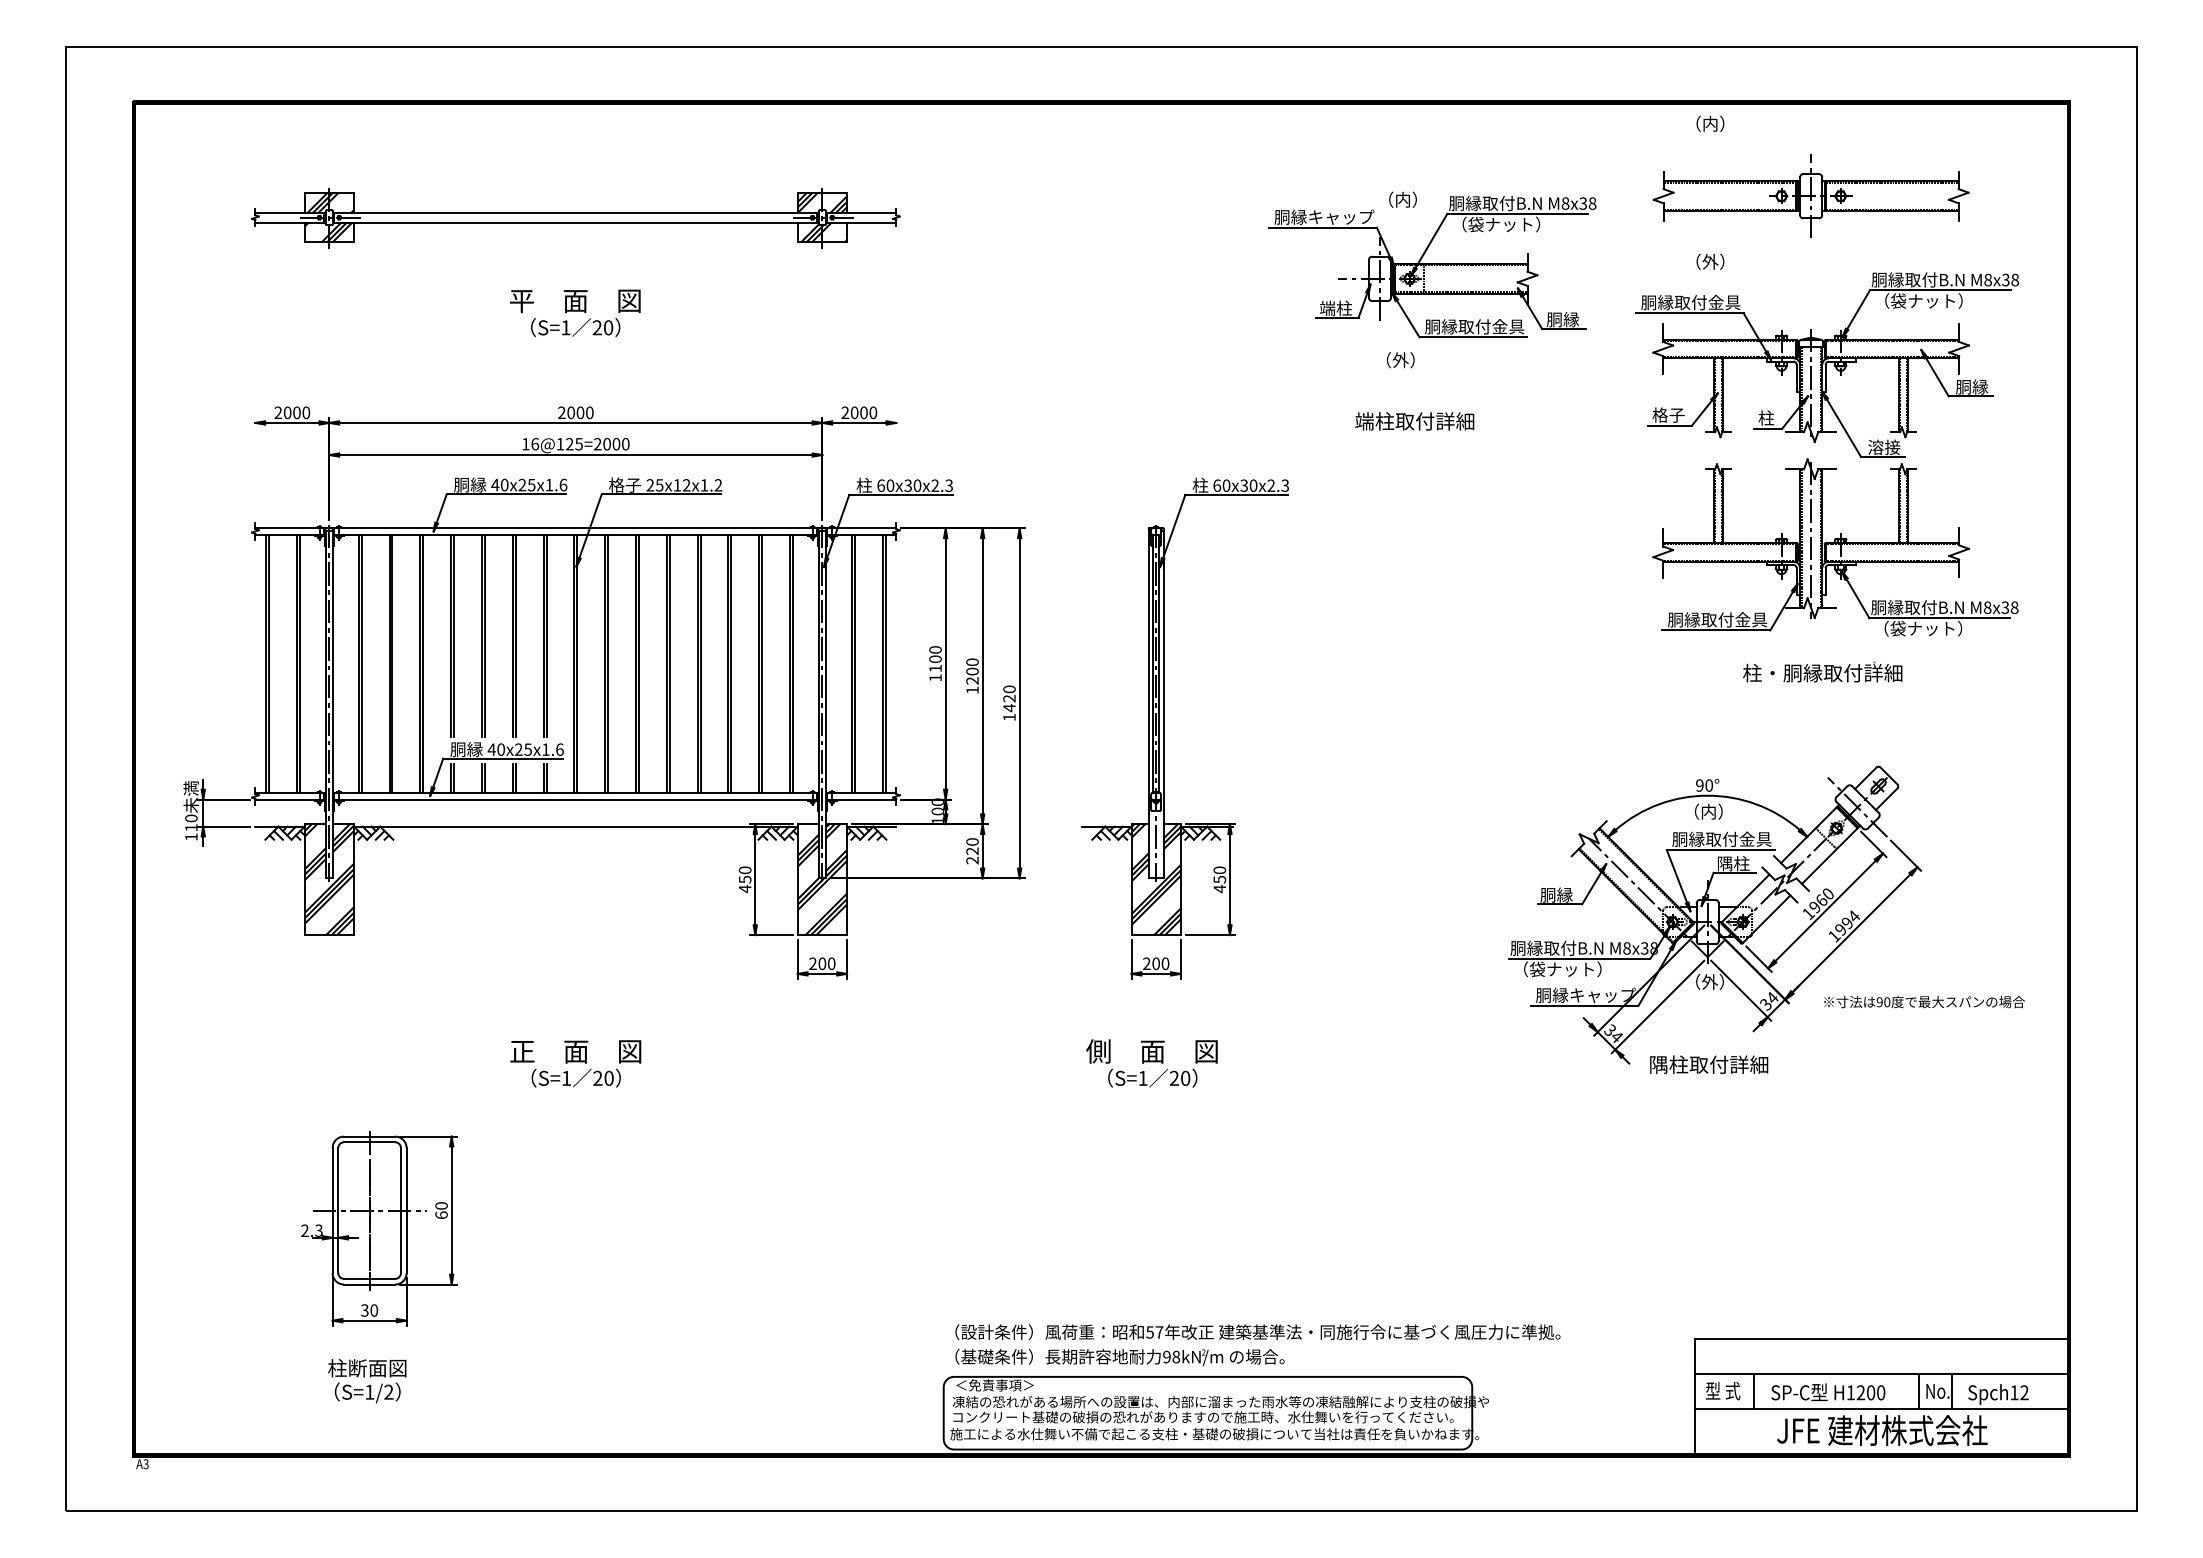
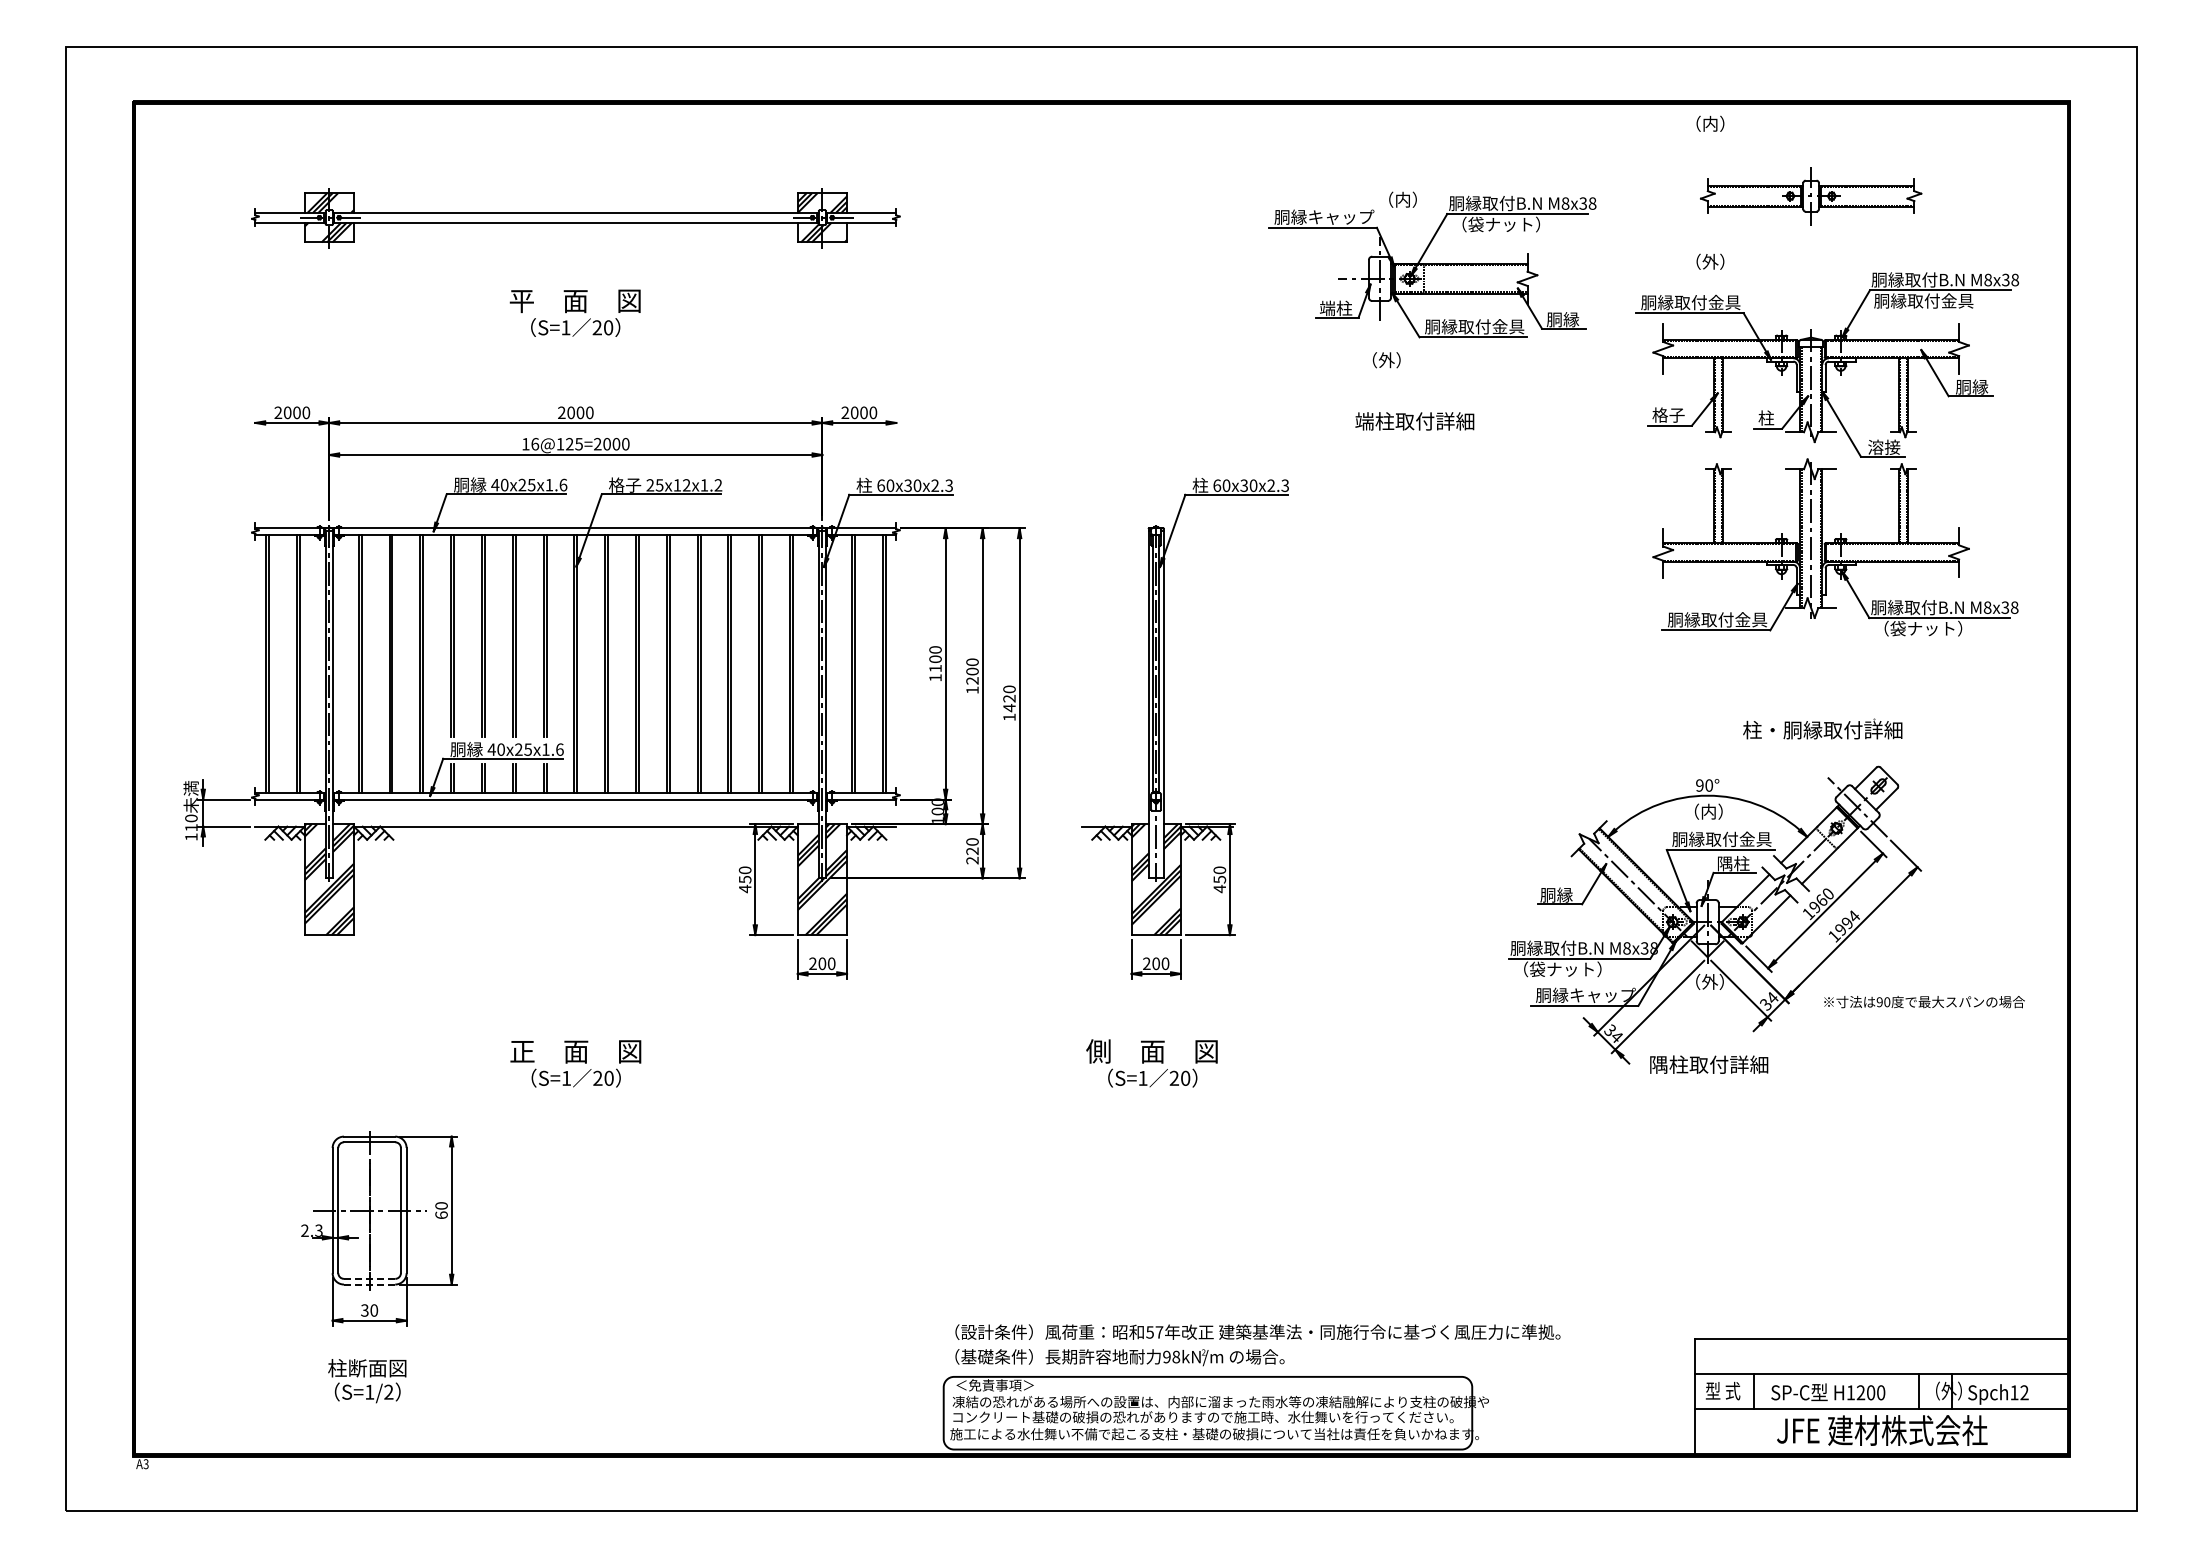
part size: 318x84 px -> 223x59 px (1811, 196)
text: （袋ナット） -> 胴縁取付金具 (1923, 300)
text position: (1400, 360) -> (1386, 360) (1386, 360)
part position: (1822, 671) -> (1822, 728) (1822, 728)
line: solid -> dashed (369, 1278)
line: solid -> dashed (369, 1284)
text: No. -> （外） (1943, 1390)
